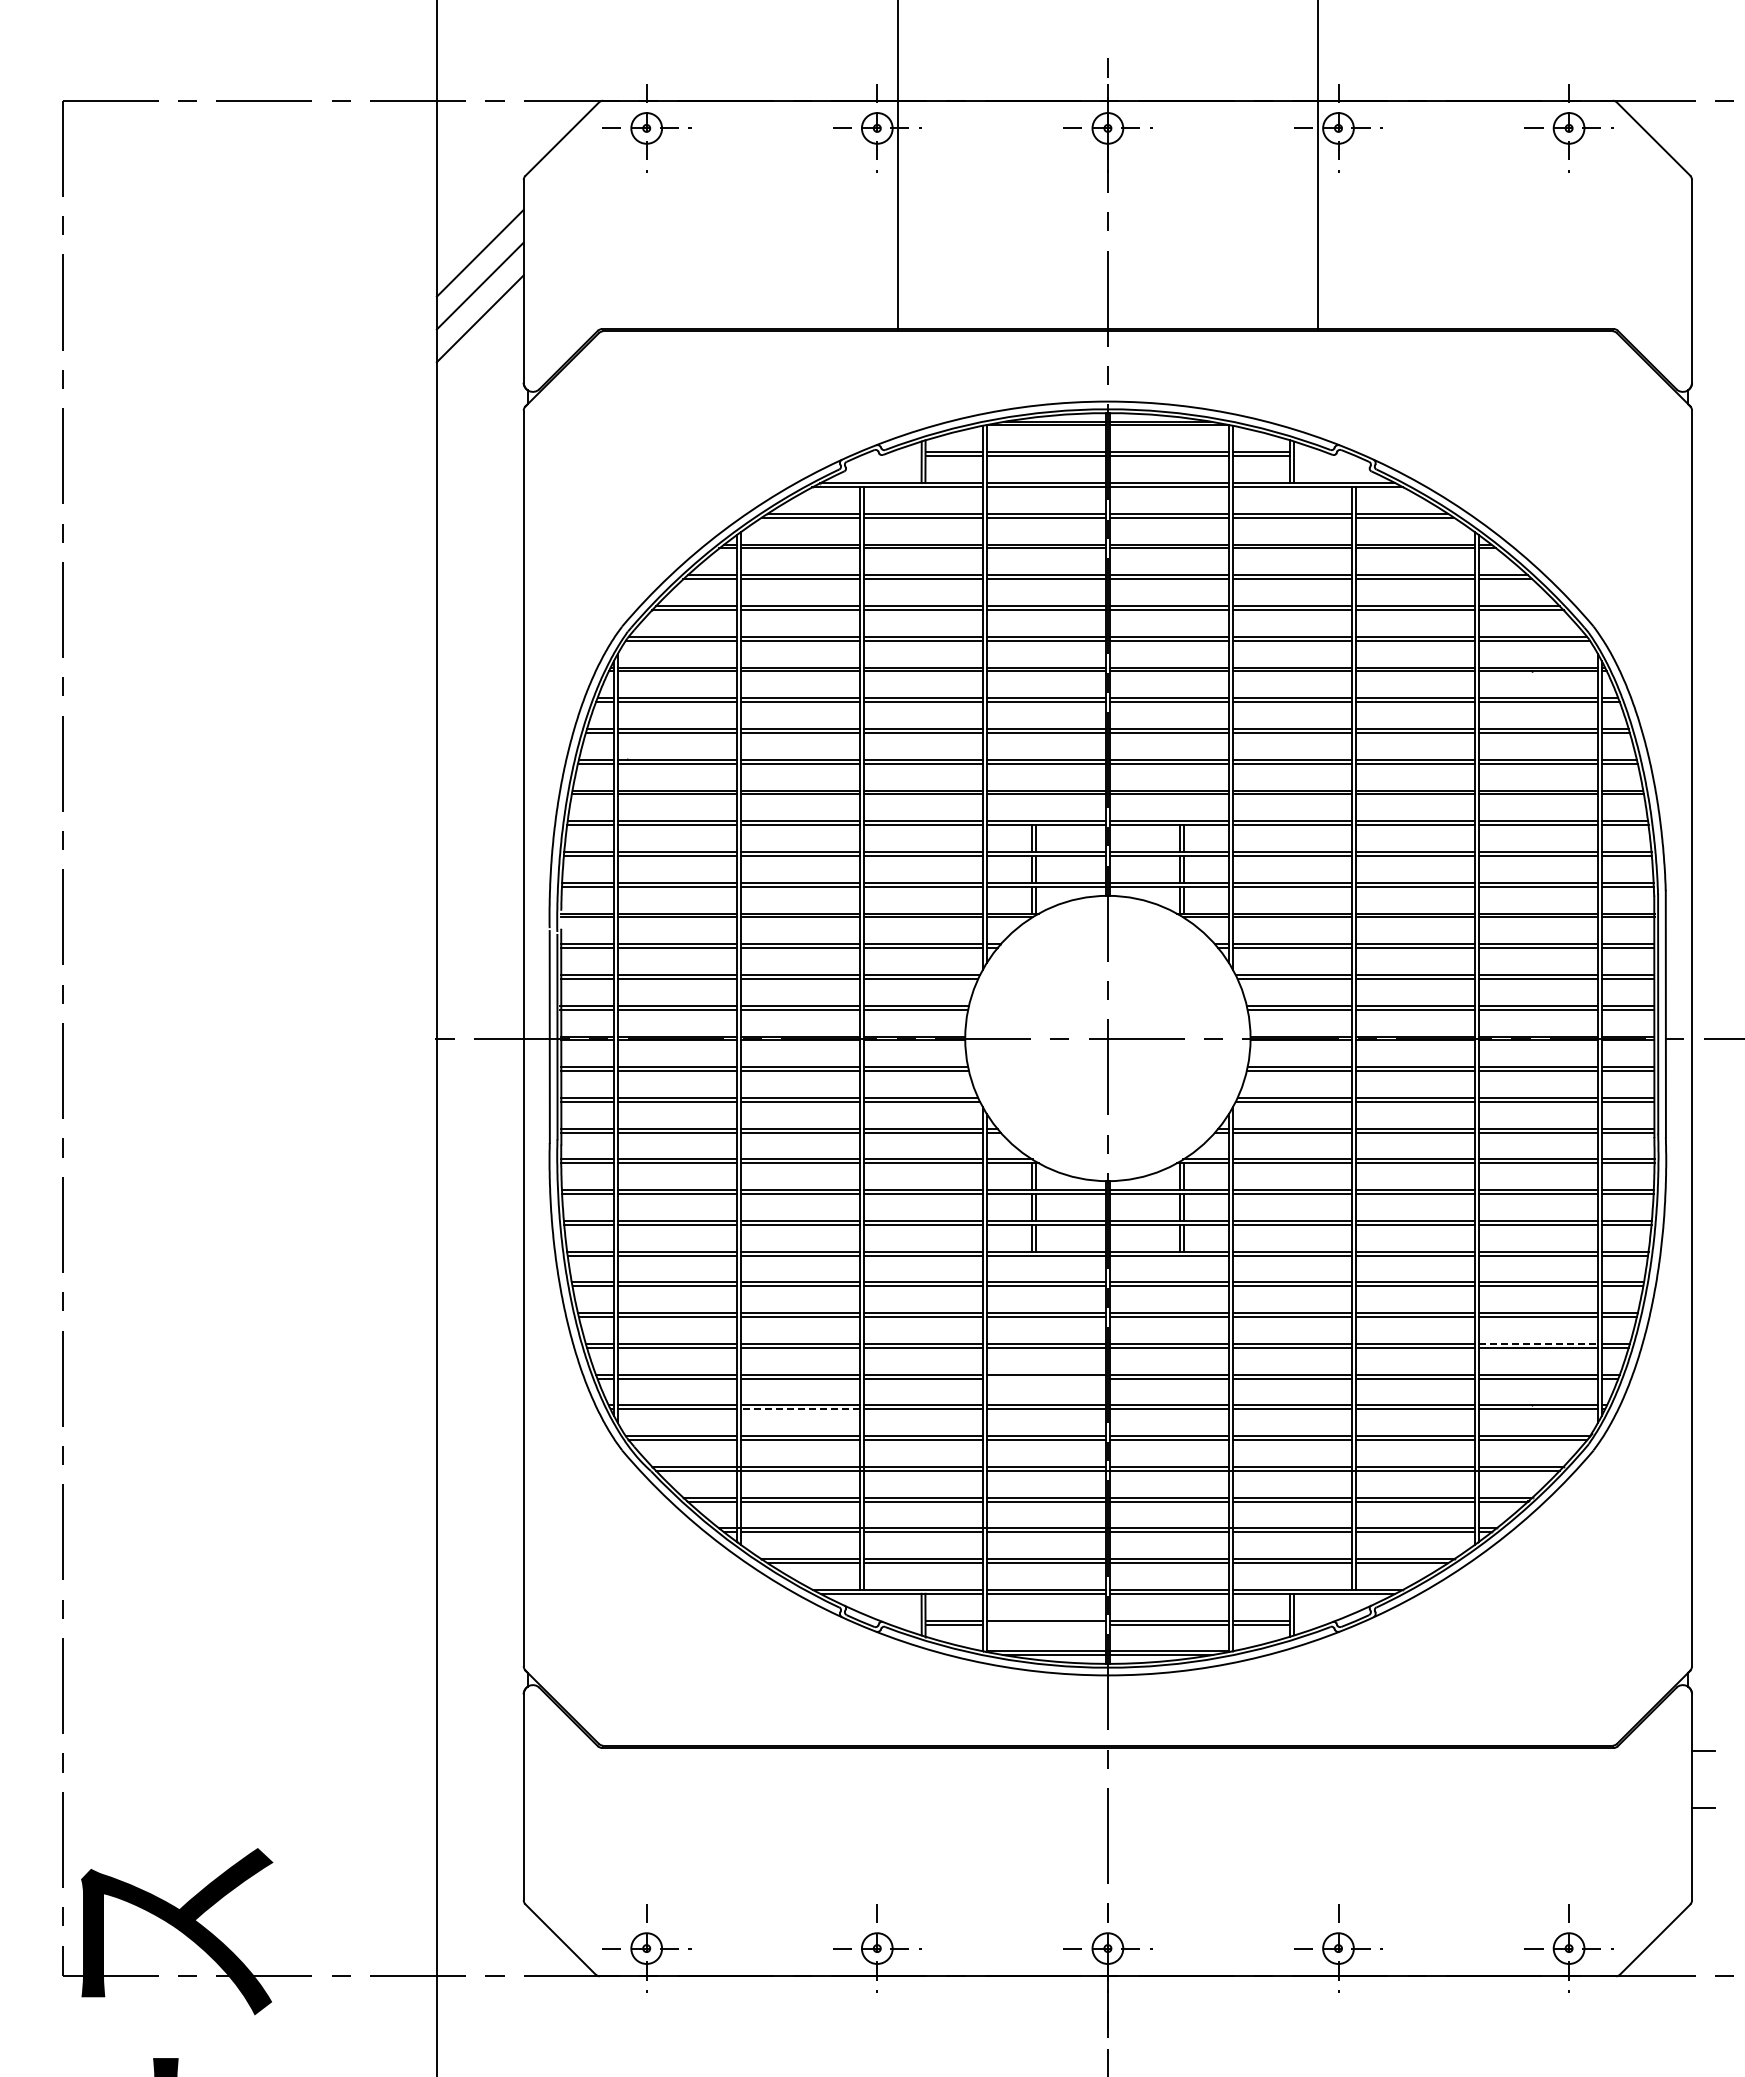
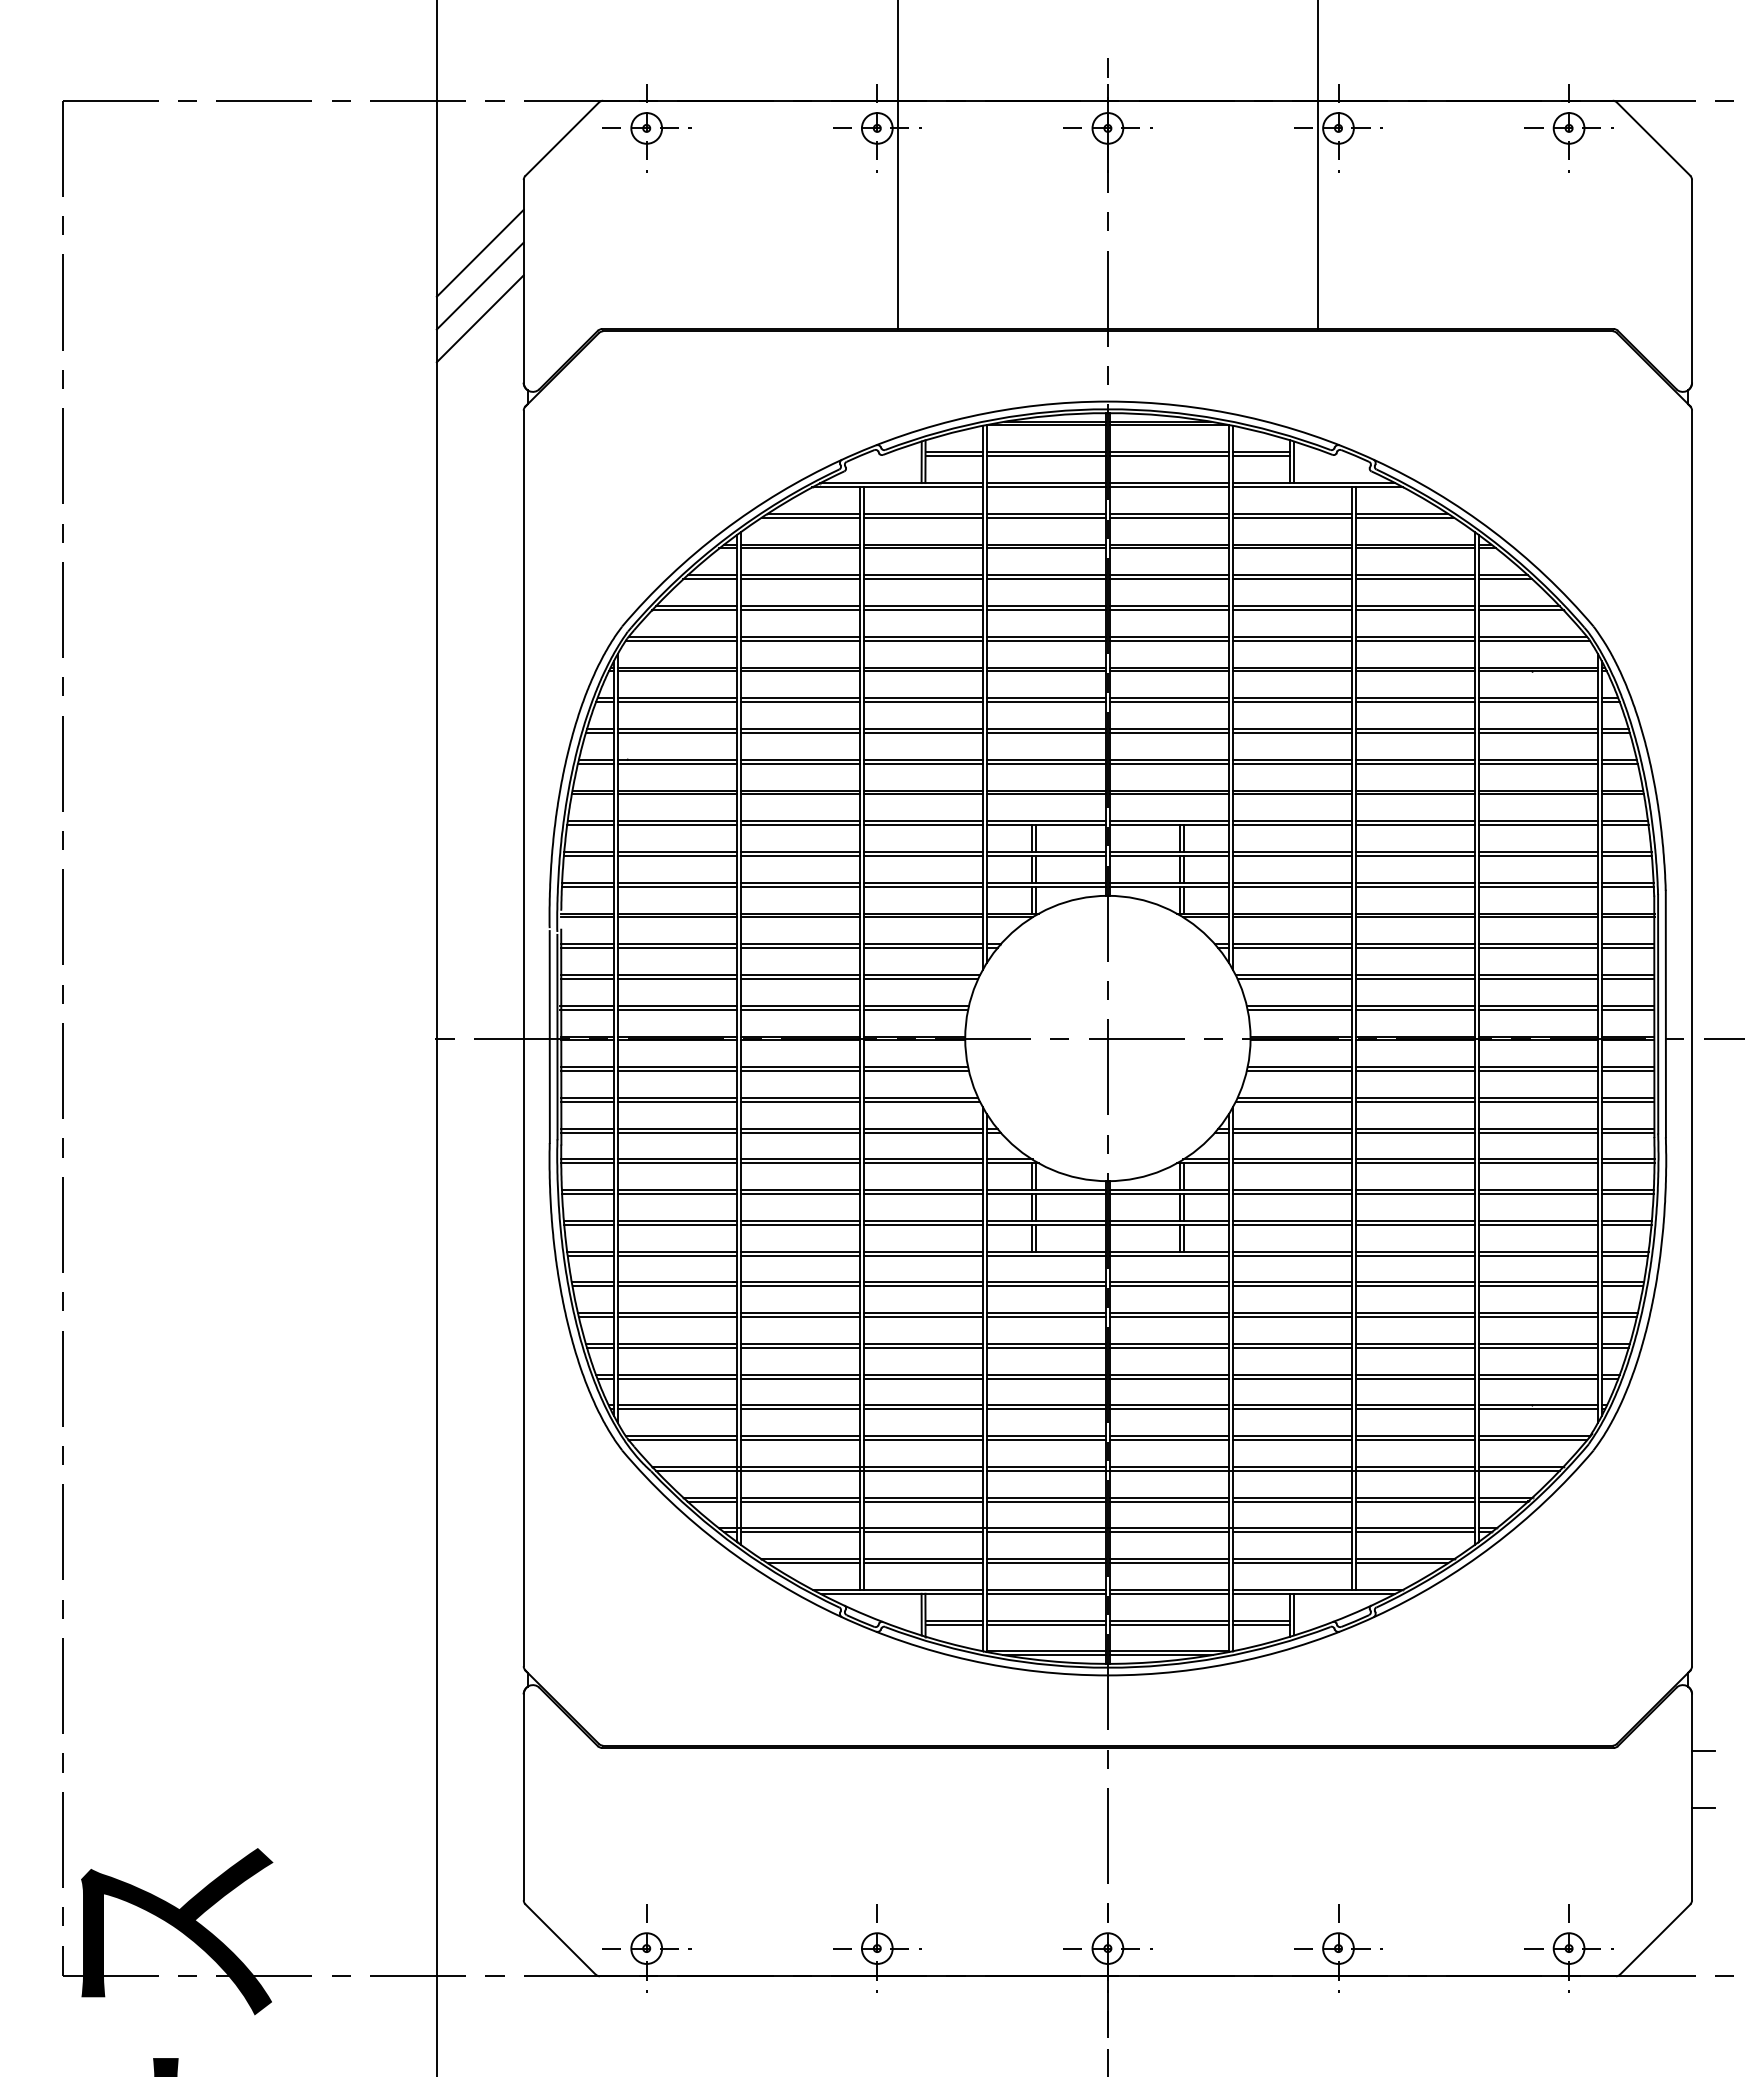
line: dashed -> solid (1538, 1343)
line: none -> present (1046, 1378)
line: dashed -> solid (800, 1409)
line: none -> present (1046, 1624)
